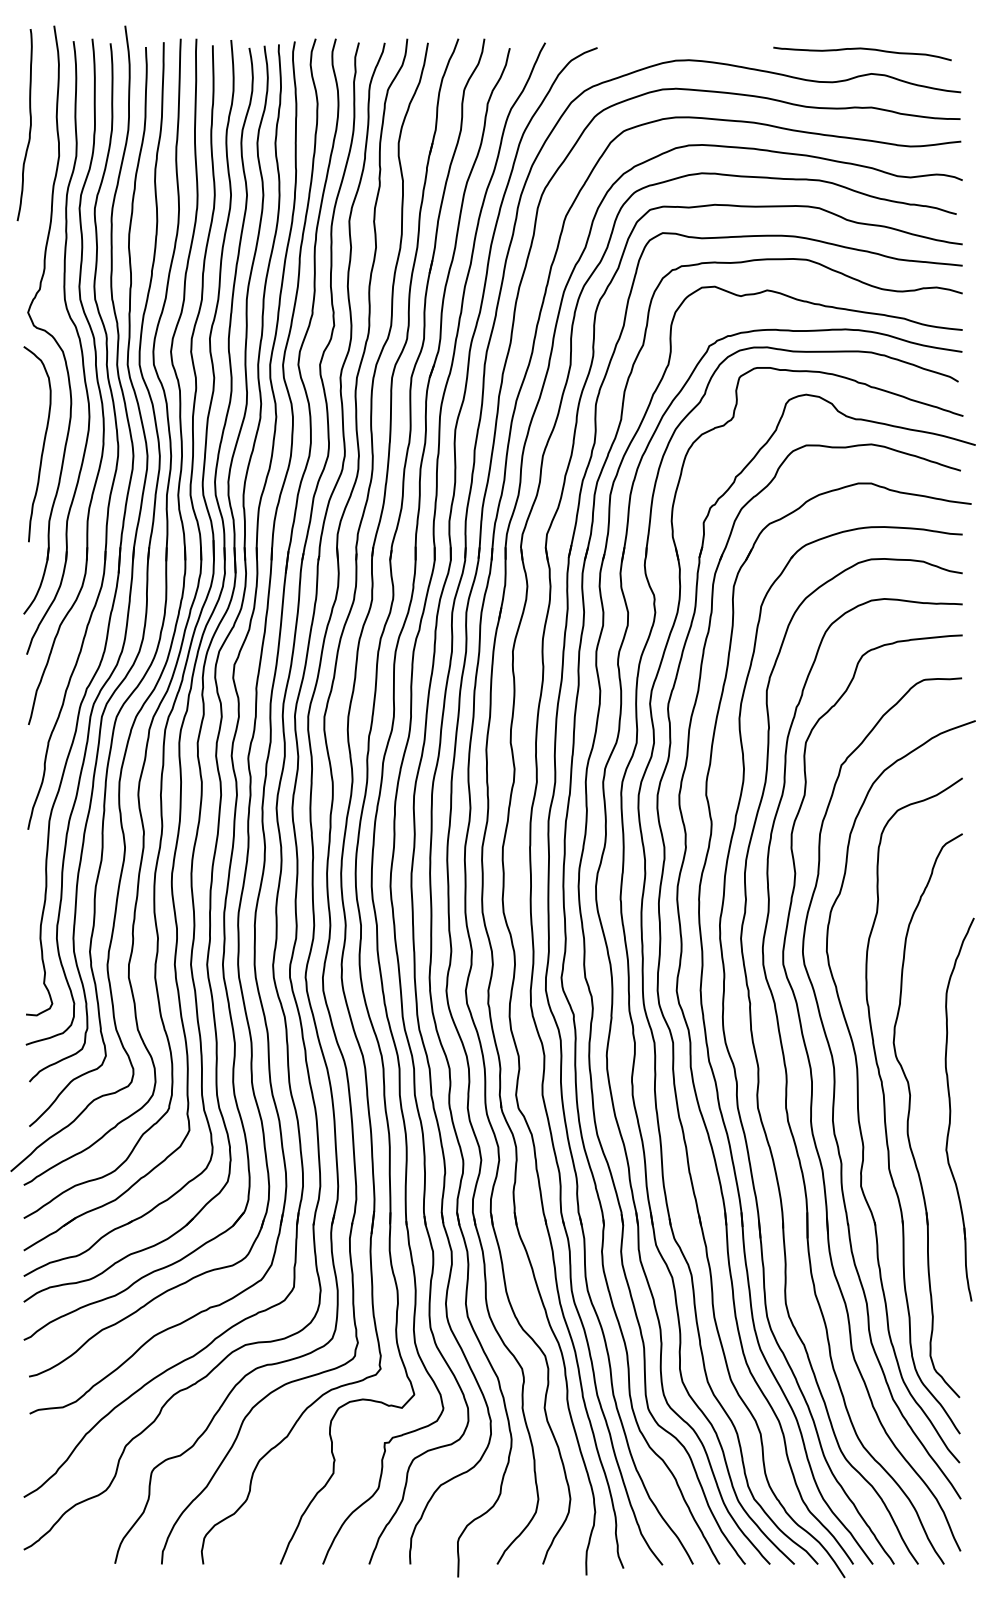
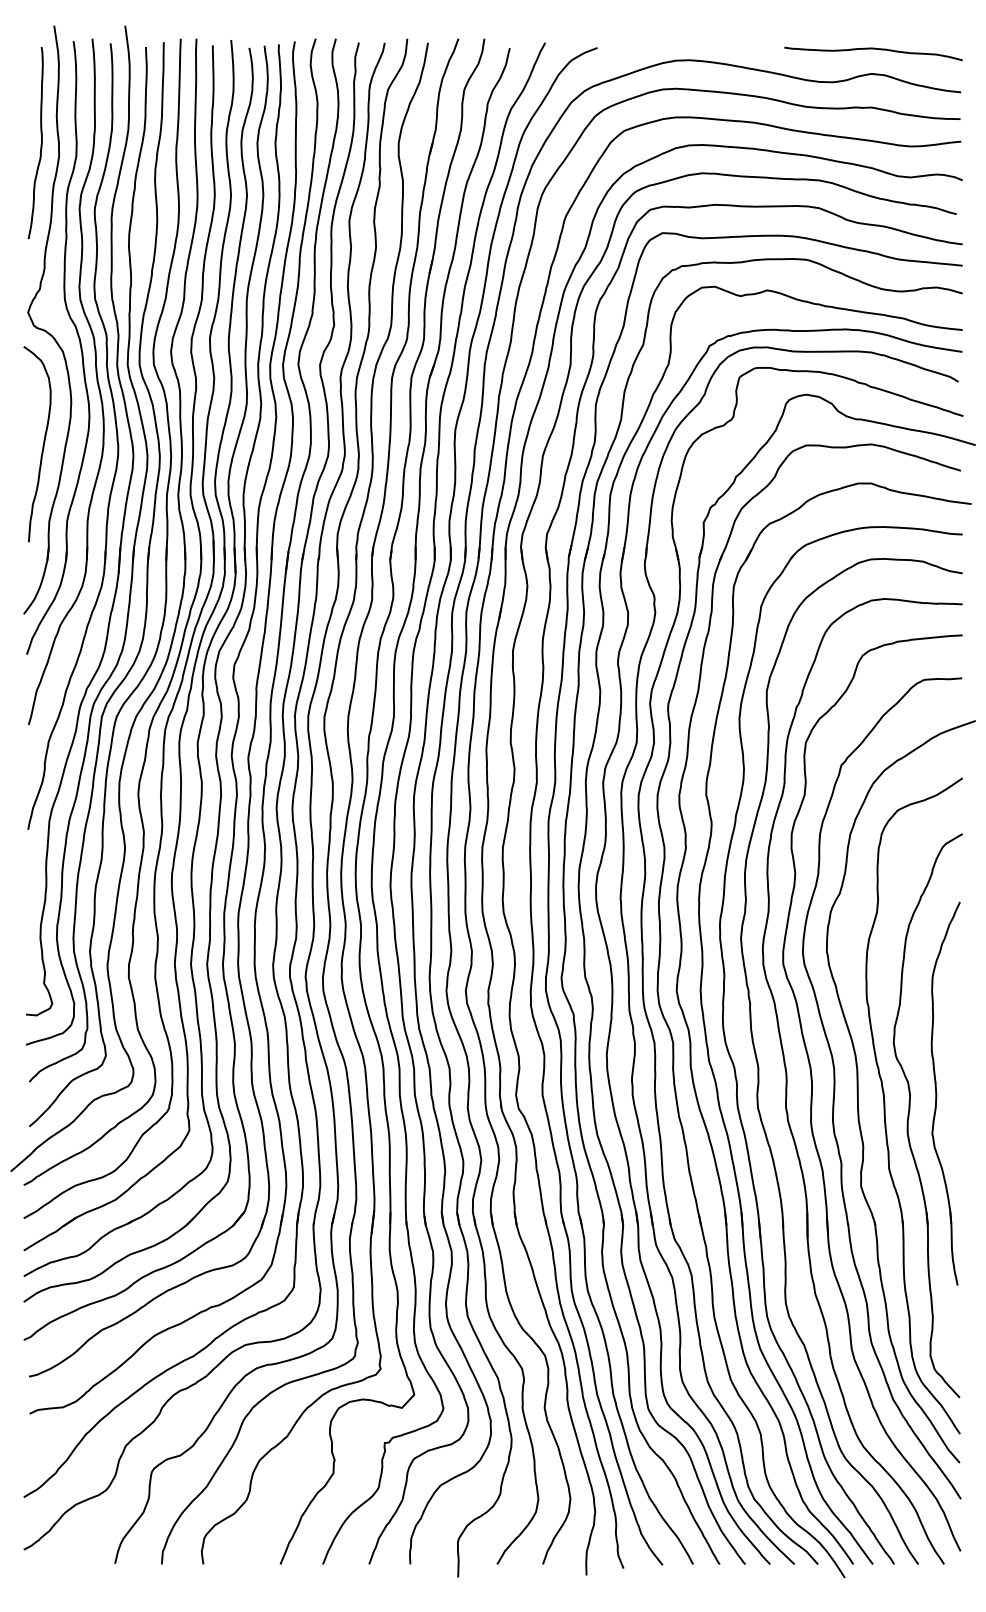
curve position: (862, 49) -> (873, 49) (873, 49)
curve position: (29, 126) -> (40, 144) (40, 144)
part position: (951, 1109) -> (937, 1093) (937, 1093)
